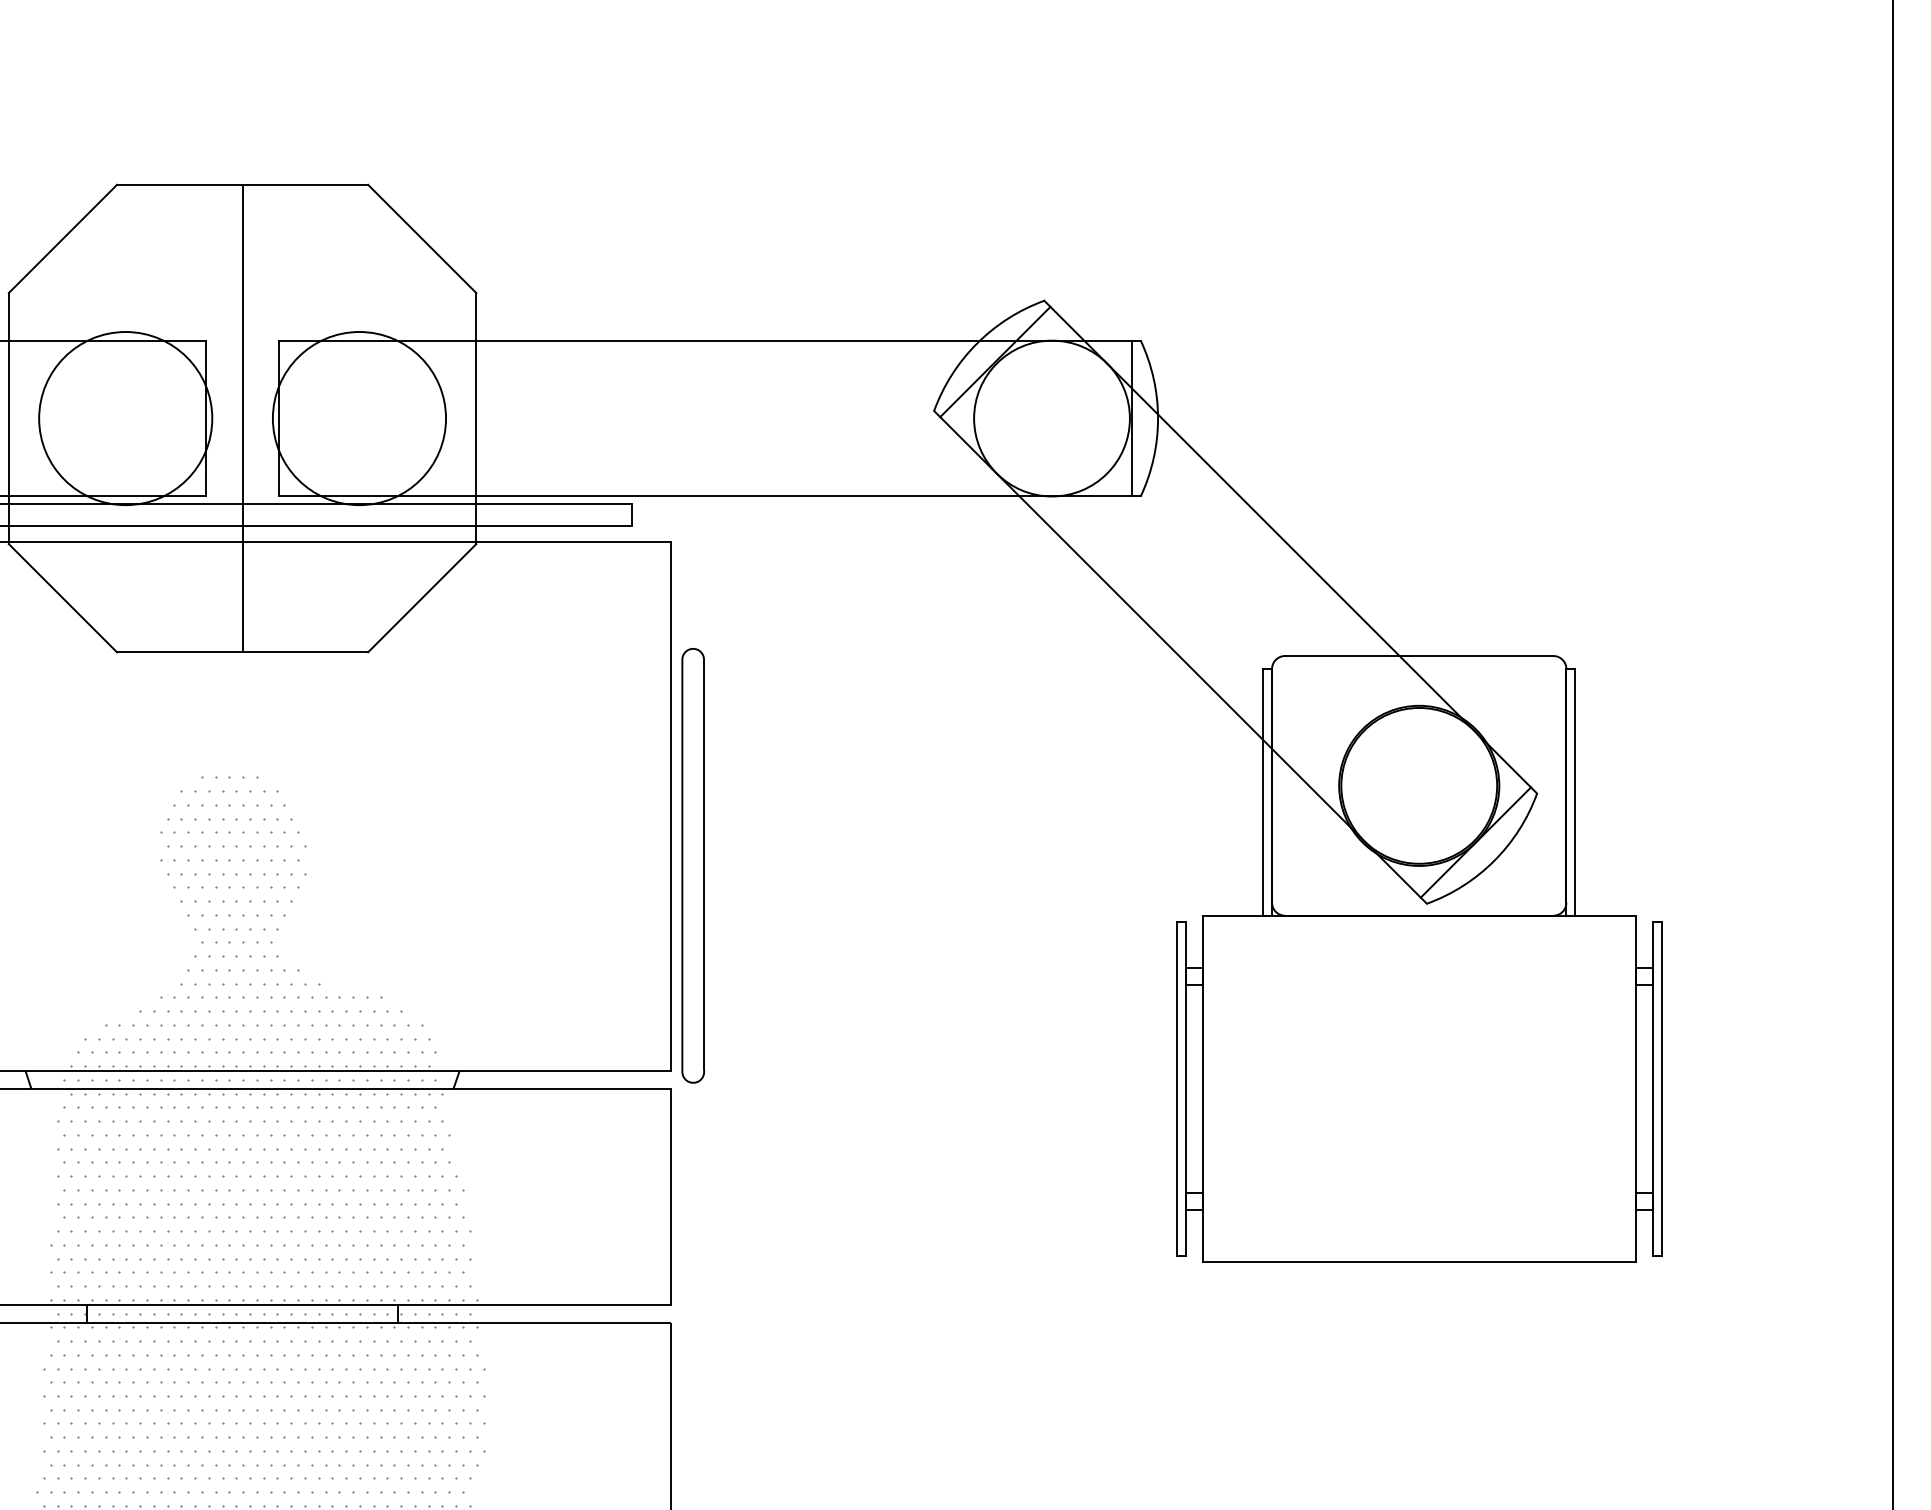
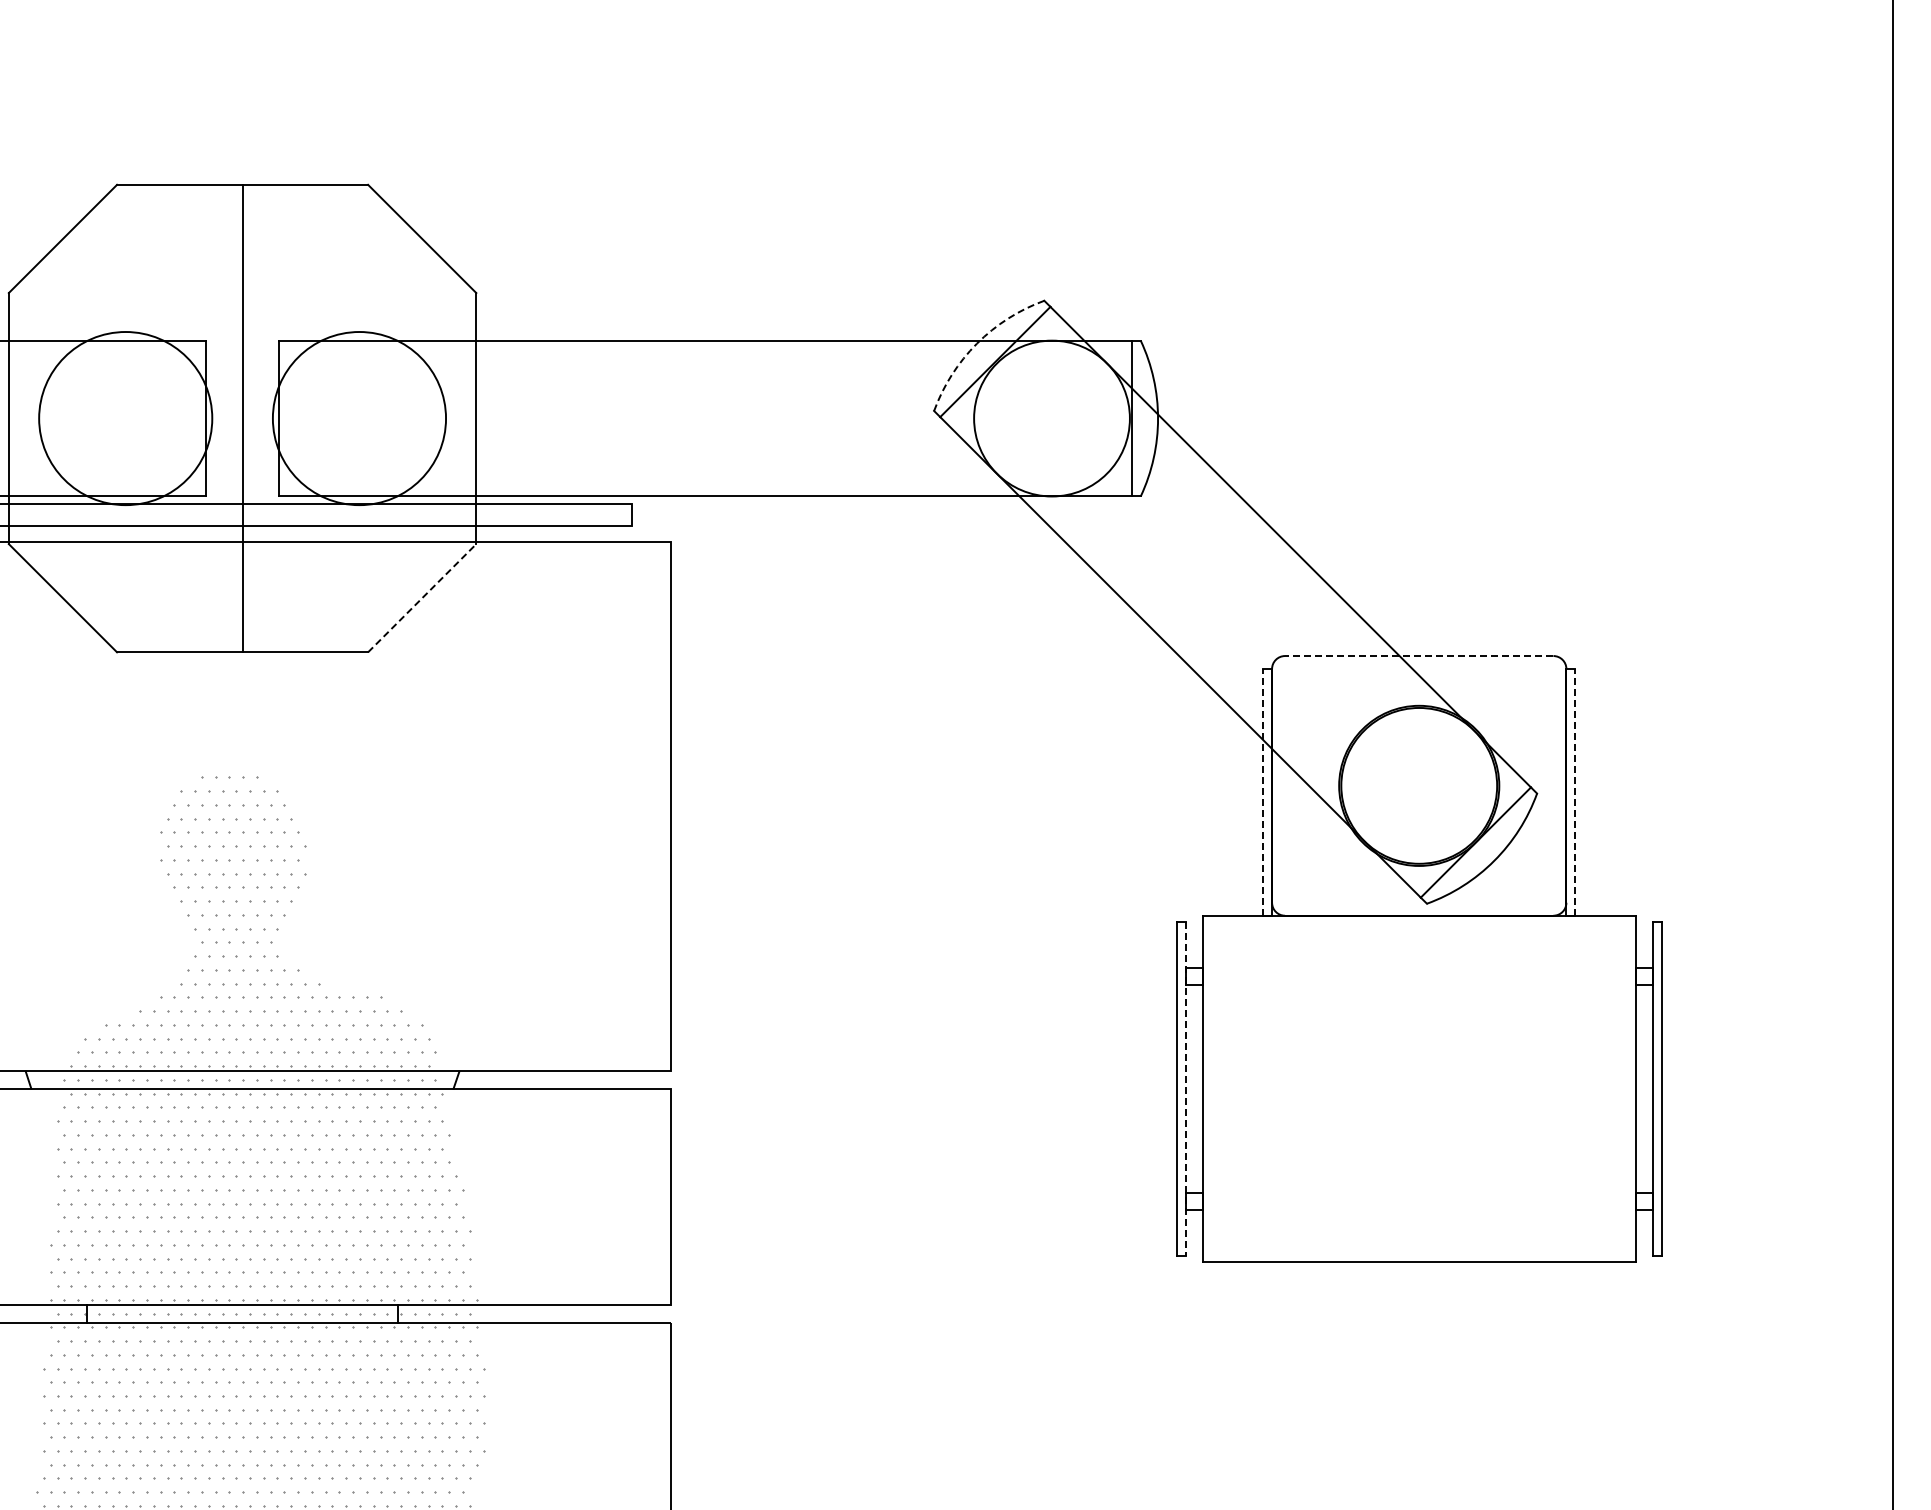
arc: solid -> dashed (976, 343)
line: solid -> dashed (422, 598)
line: solid -> dashed (1418, 656)
line: solid -> dashed (1263, 791)
line: solid -> dashed (1575, 791)
part: present -> none (693, 865)
line: solid -> dashed (1185, 1088)
